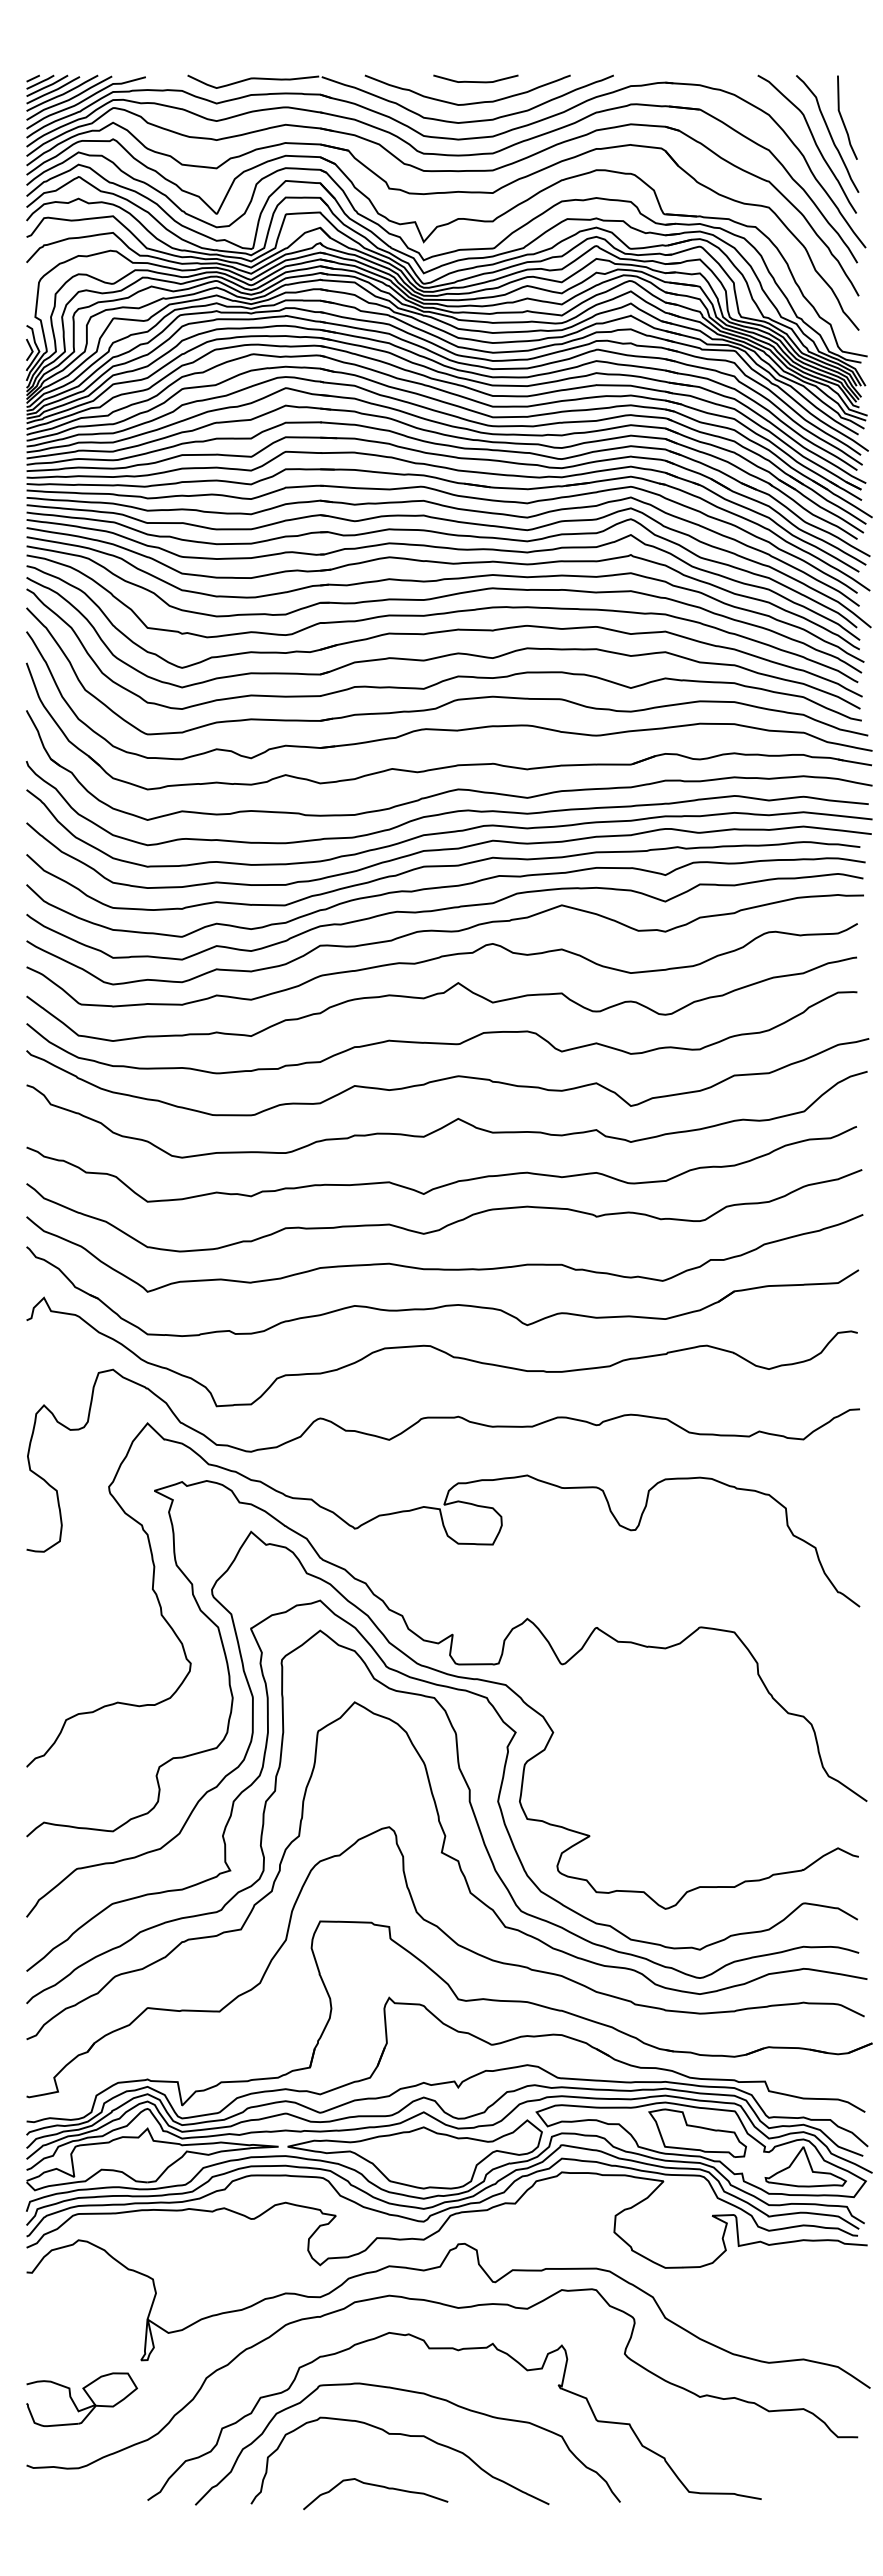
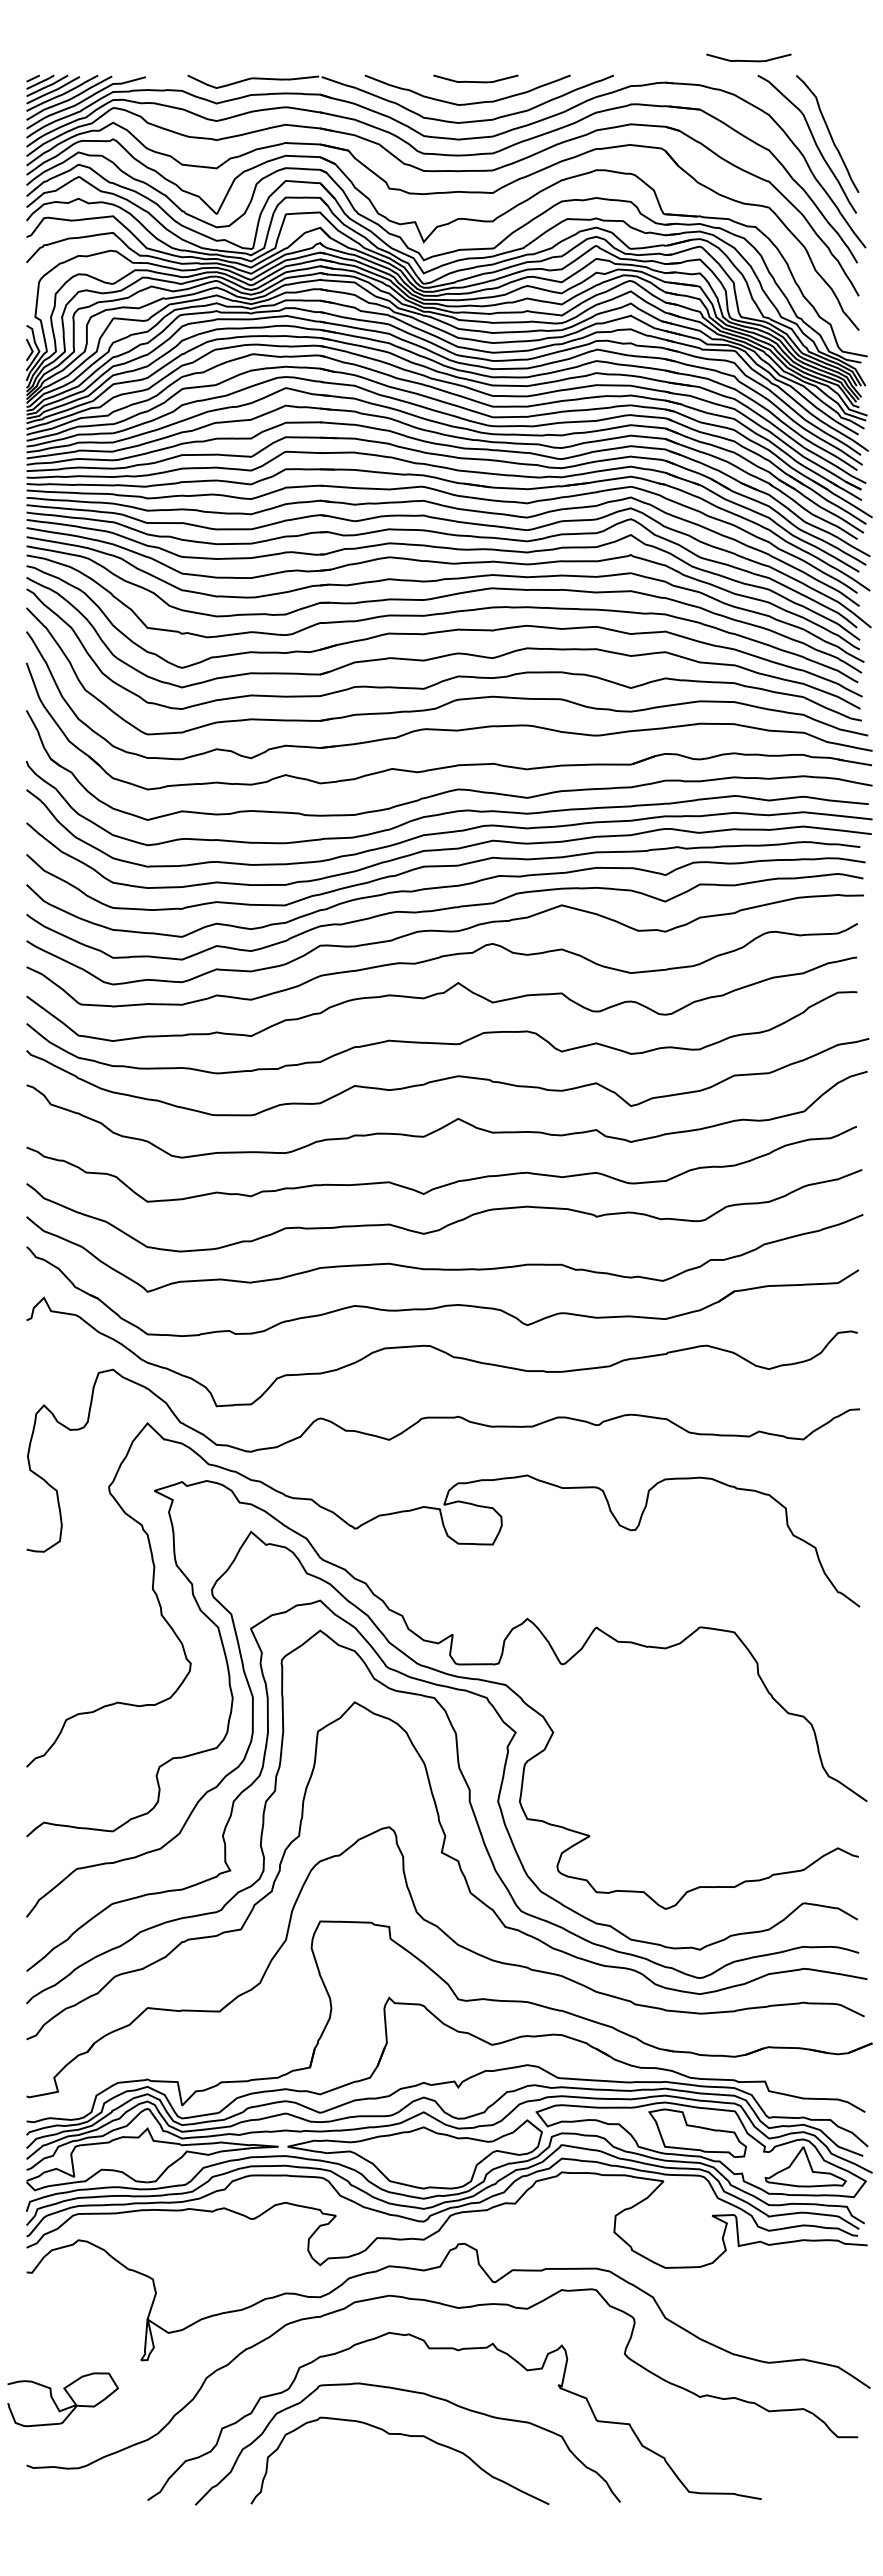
curve: none -> present (748, 60)
curve: present -> none (843, 119)
part position: (88, 2397) -> (69, 2397) (69, 2397)
curve: present -> none (375, 2486)
